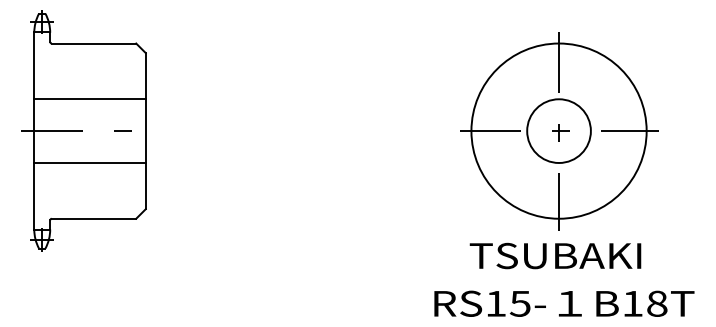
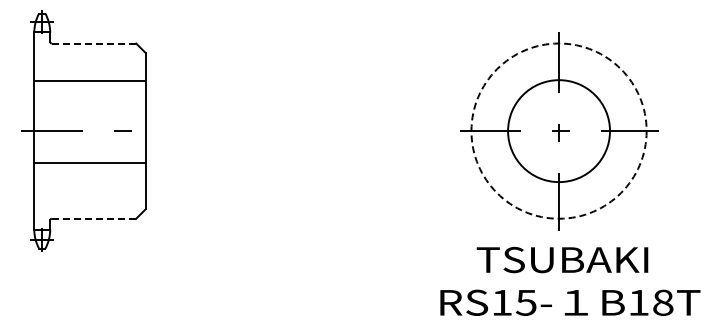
line: solid -> dashed (94, 43)
line position: (89, 99) -> (89, 81) (89, 81)
circle: solid -> dashed (558, 130)
circle diameter: 64 px -> 102 px (559, 131)
line: solid -> dashed (94, 218)
text position: (555, 255) -> (562, 259) (562, 259)
text position: (564, 303) -> (570, 302) (570, 302)
